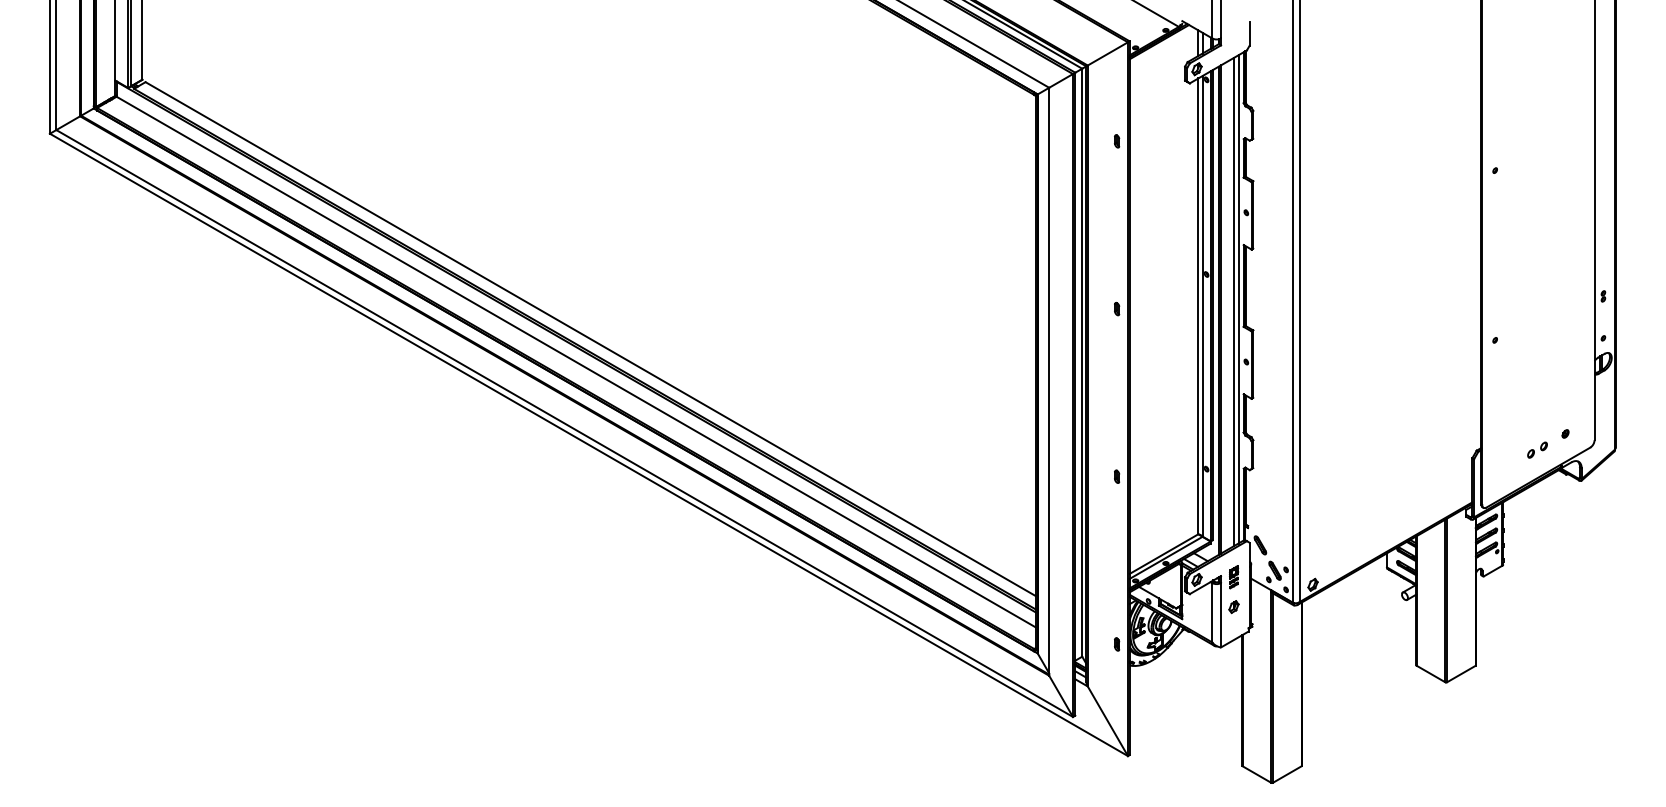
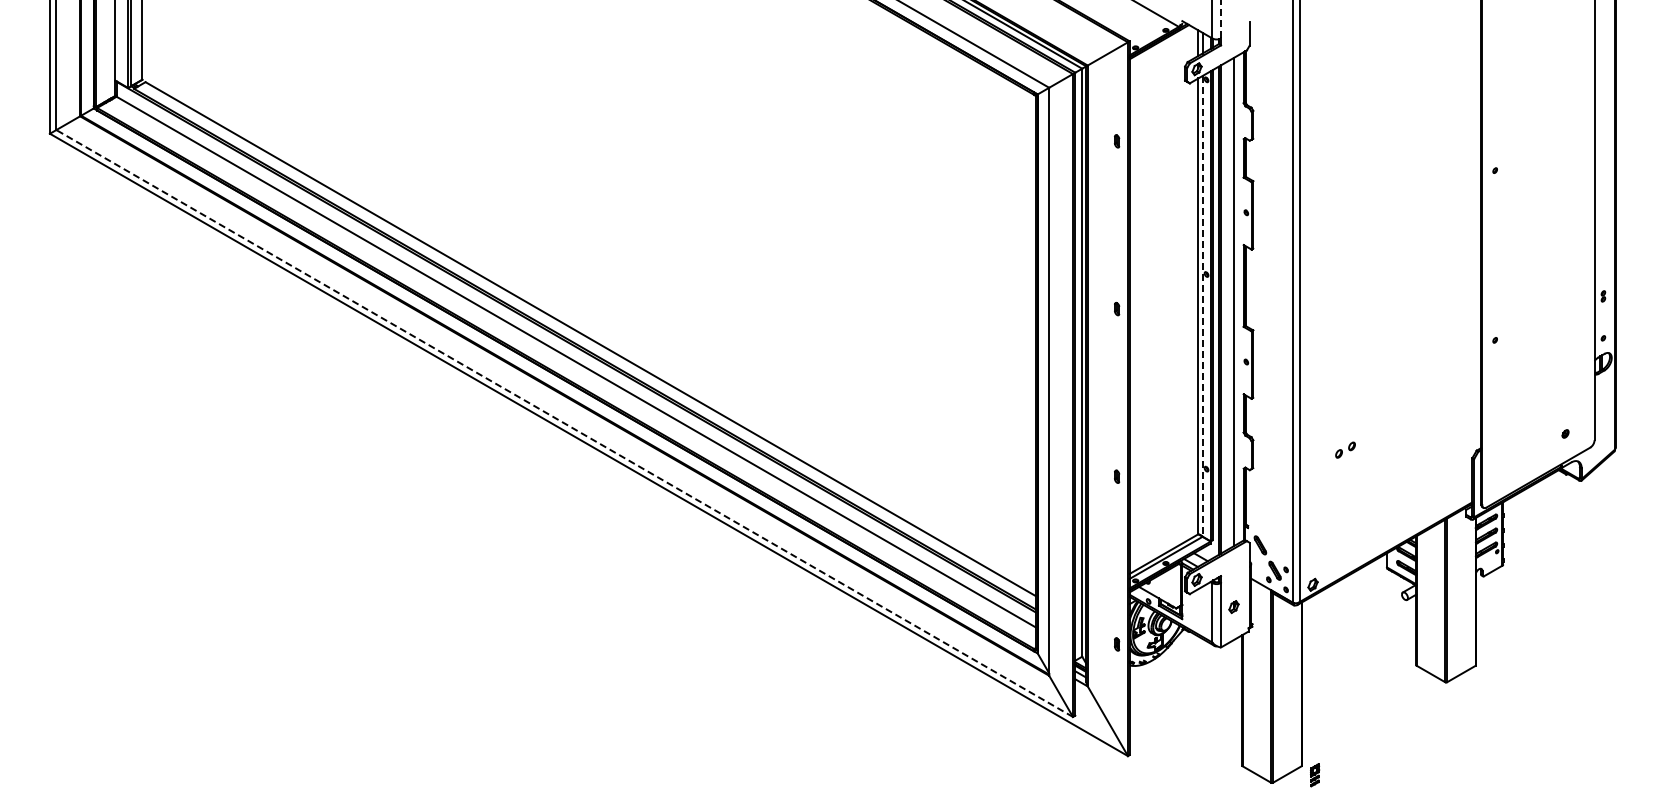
line: solid -> dashed (1220, 19)
line: present -> none (1238, 299)
line: solid -> dashed (1202, 306)
line: solid -> dashed (564, 423)
part position: (1537, 449) -> (1345, 449) (1345, 449)
part position: (1234, 577) -> (1315, 775) (1315, 775)
